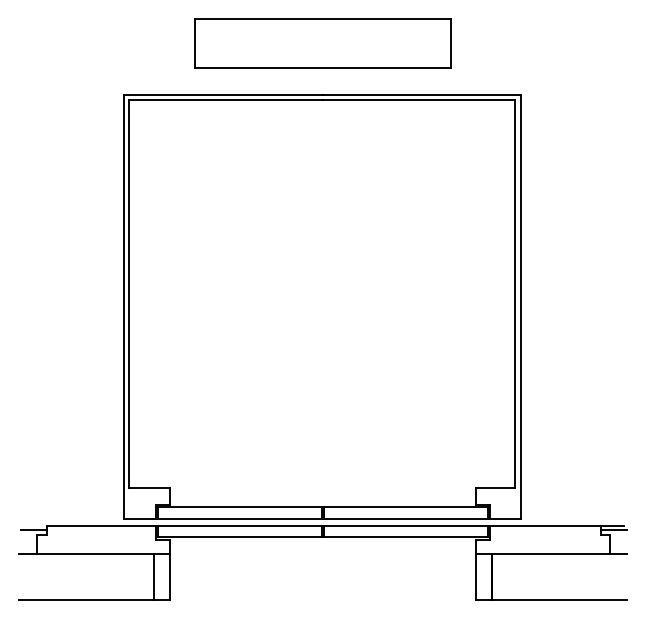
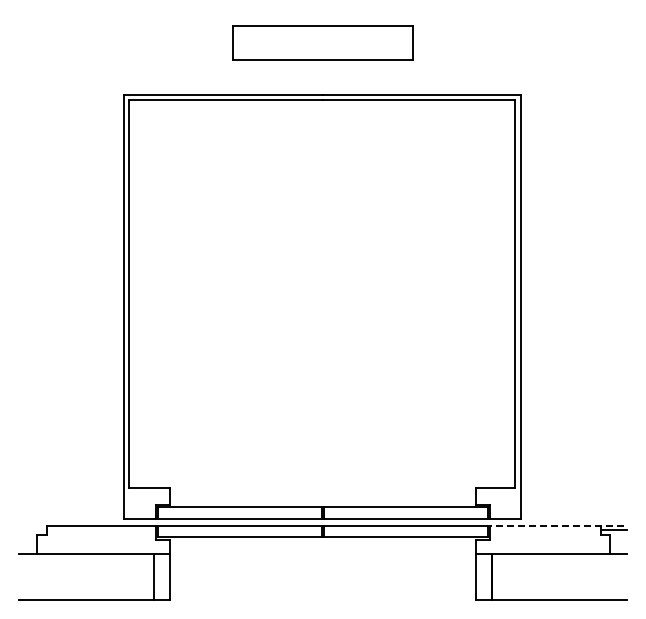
part size: 258x51 px -> 182x36 px (322, 42)
line: solid -> dashed (556, 525)
line: present -> none (33, 530)
